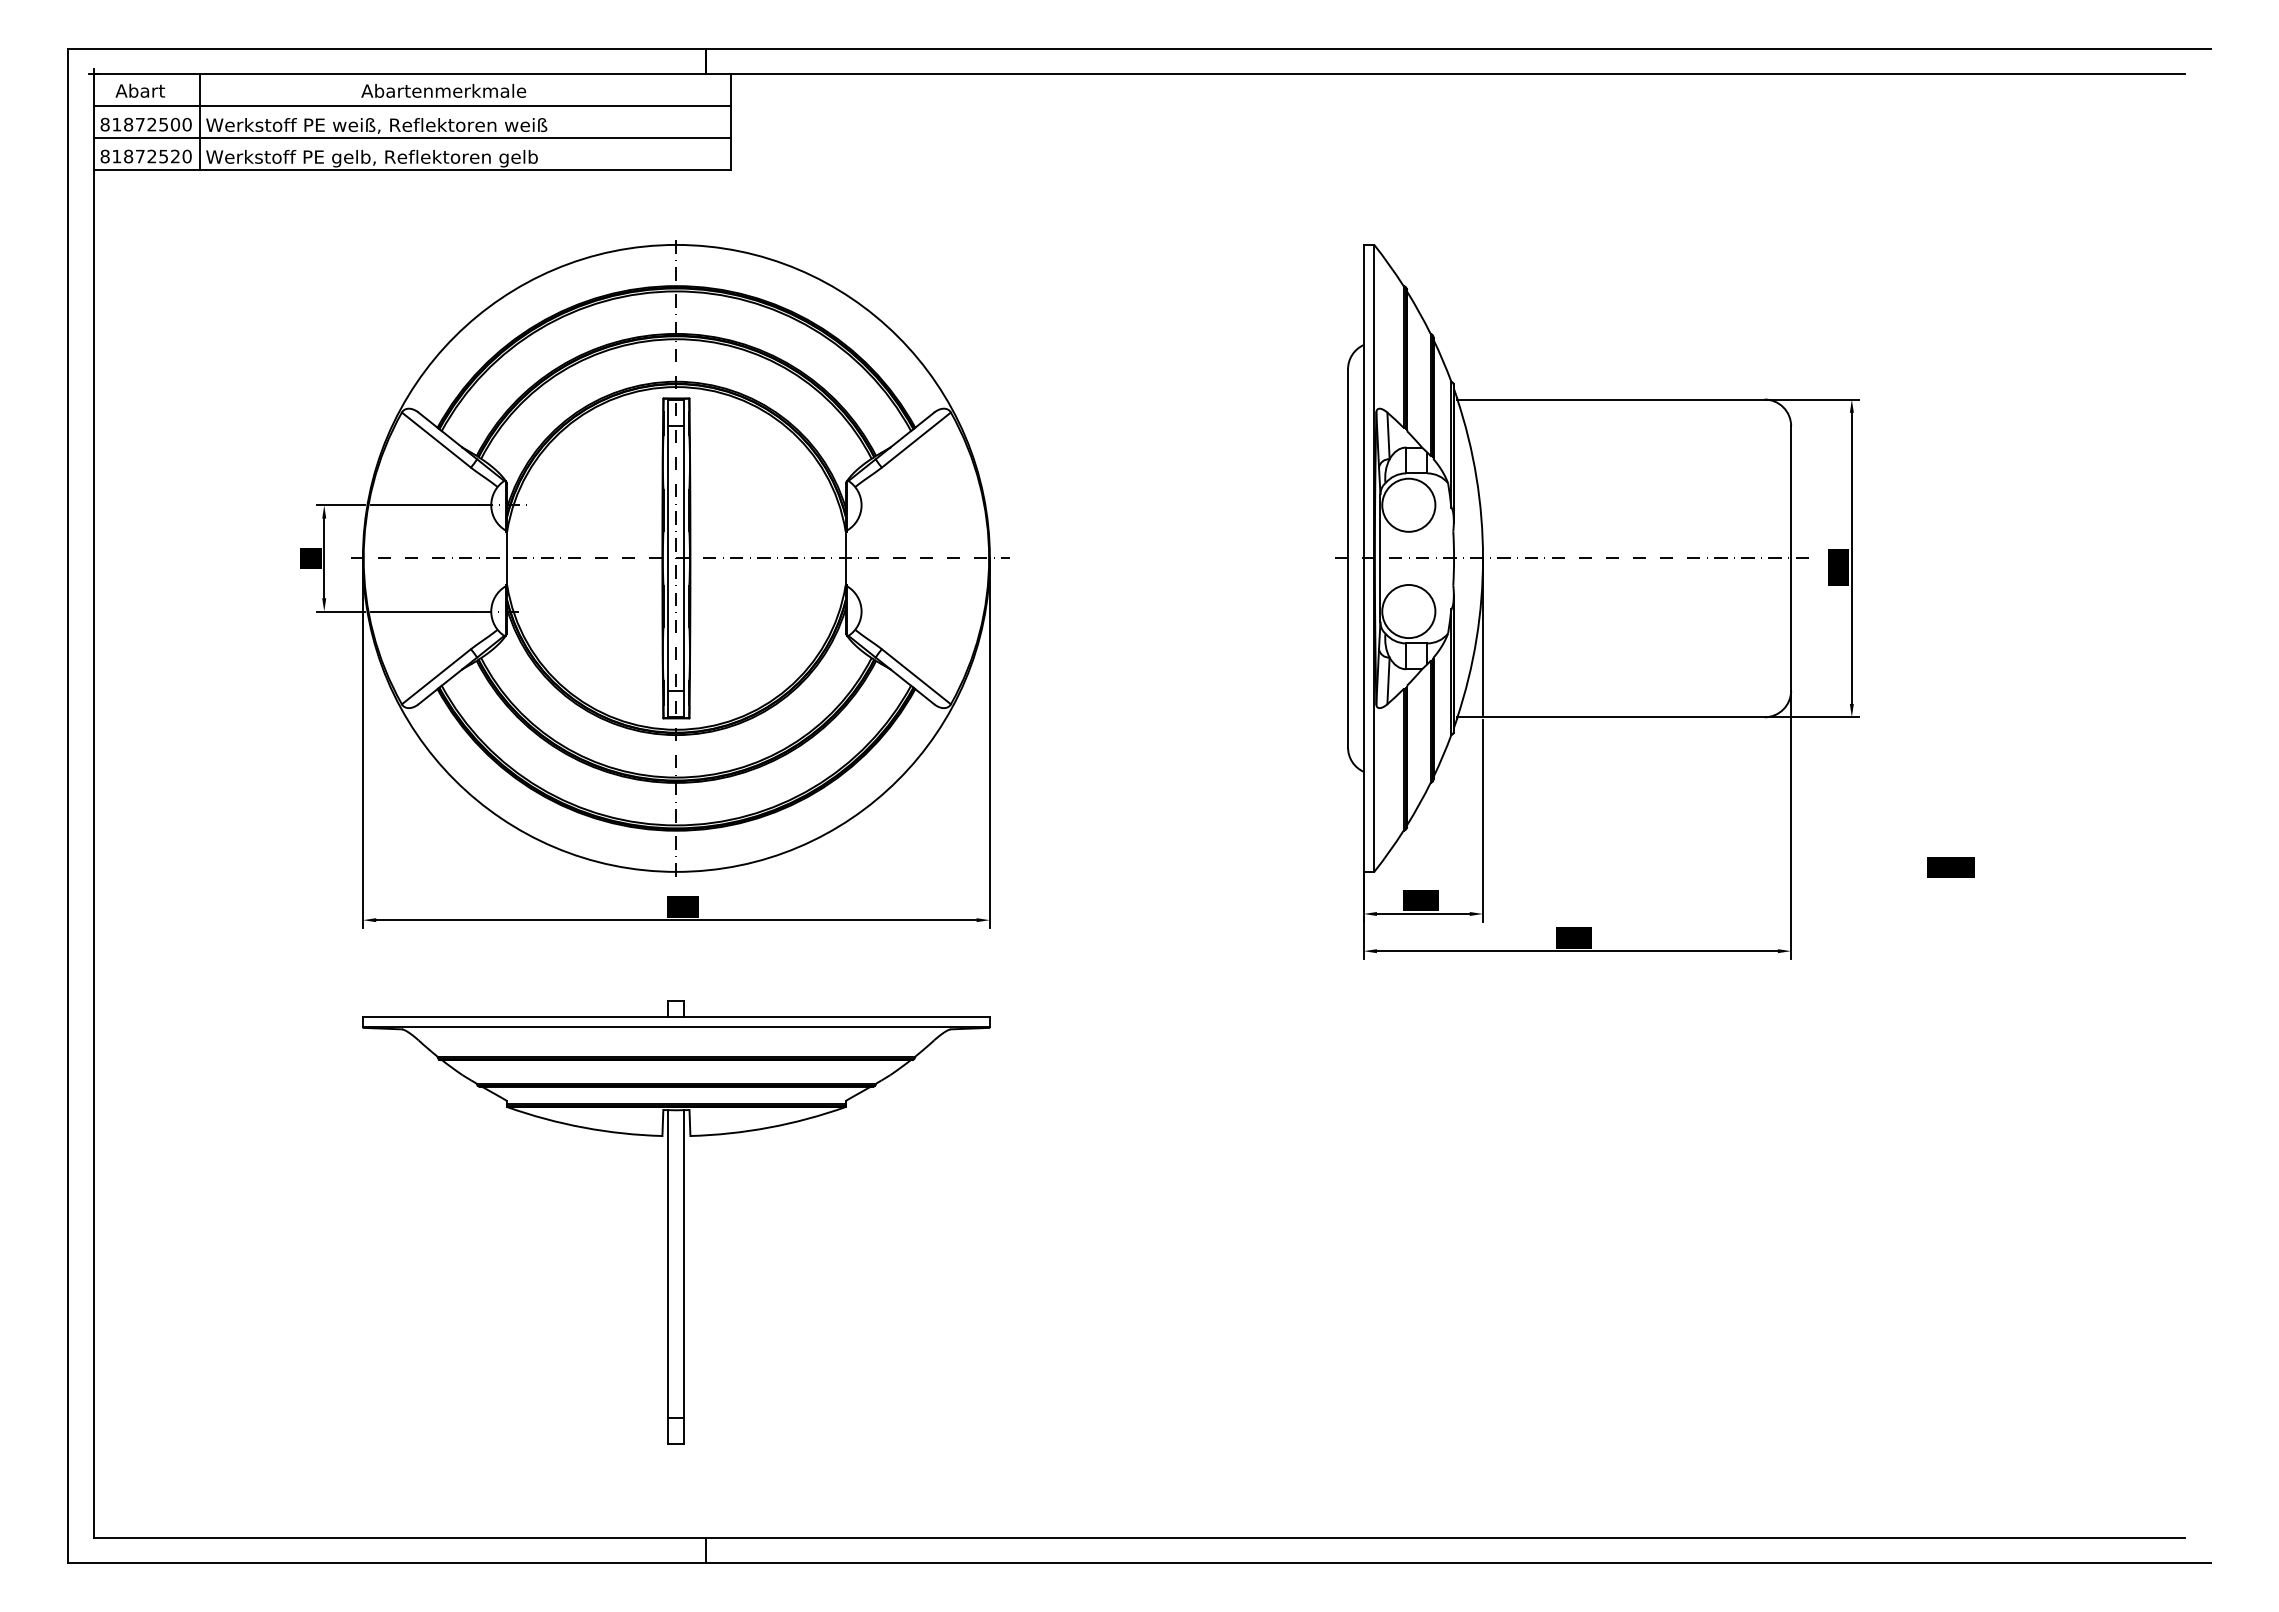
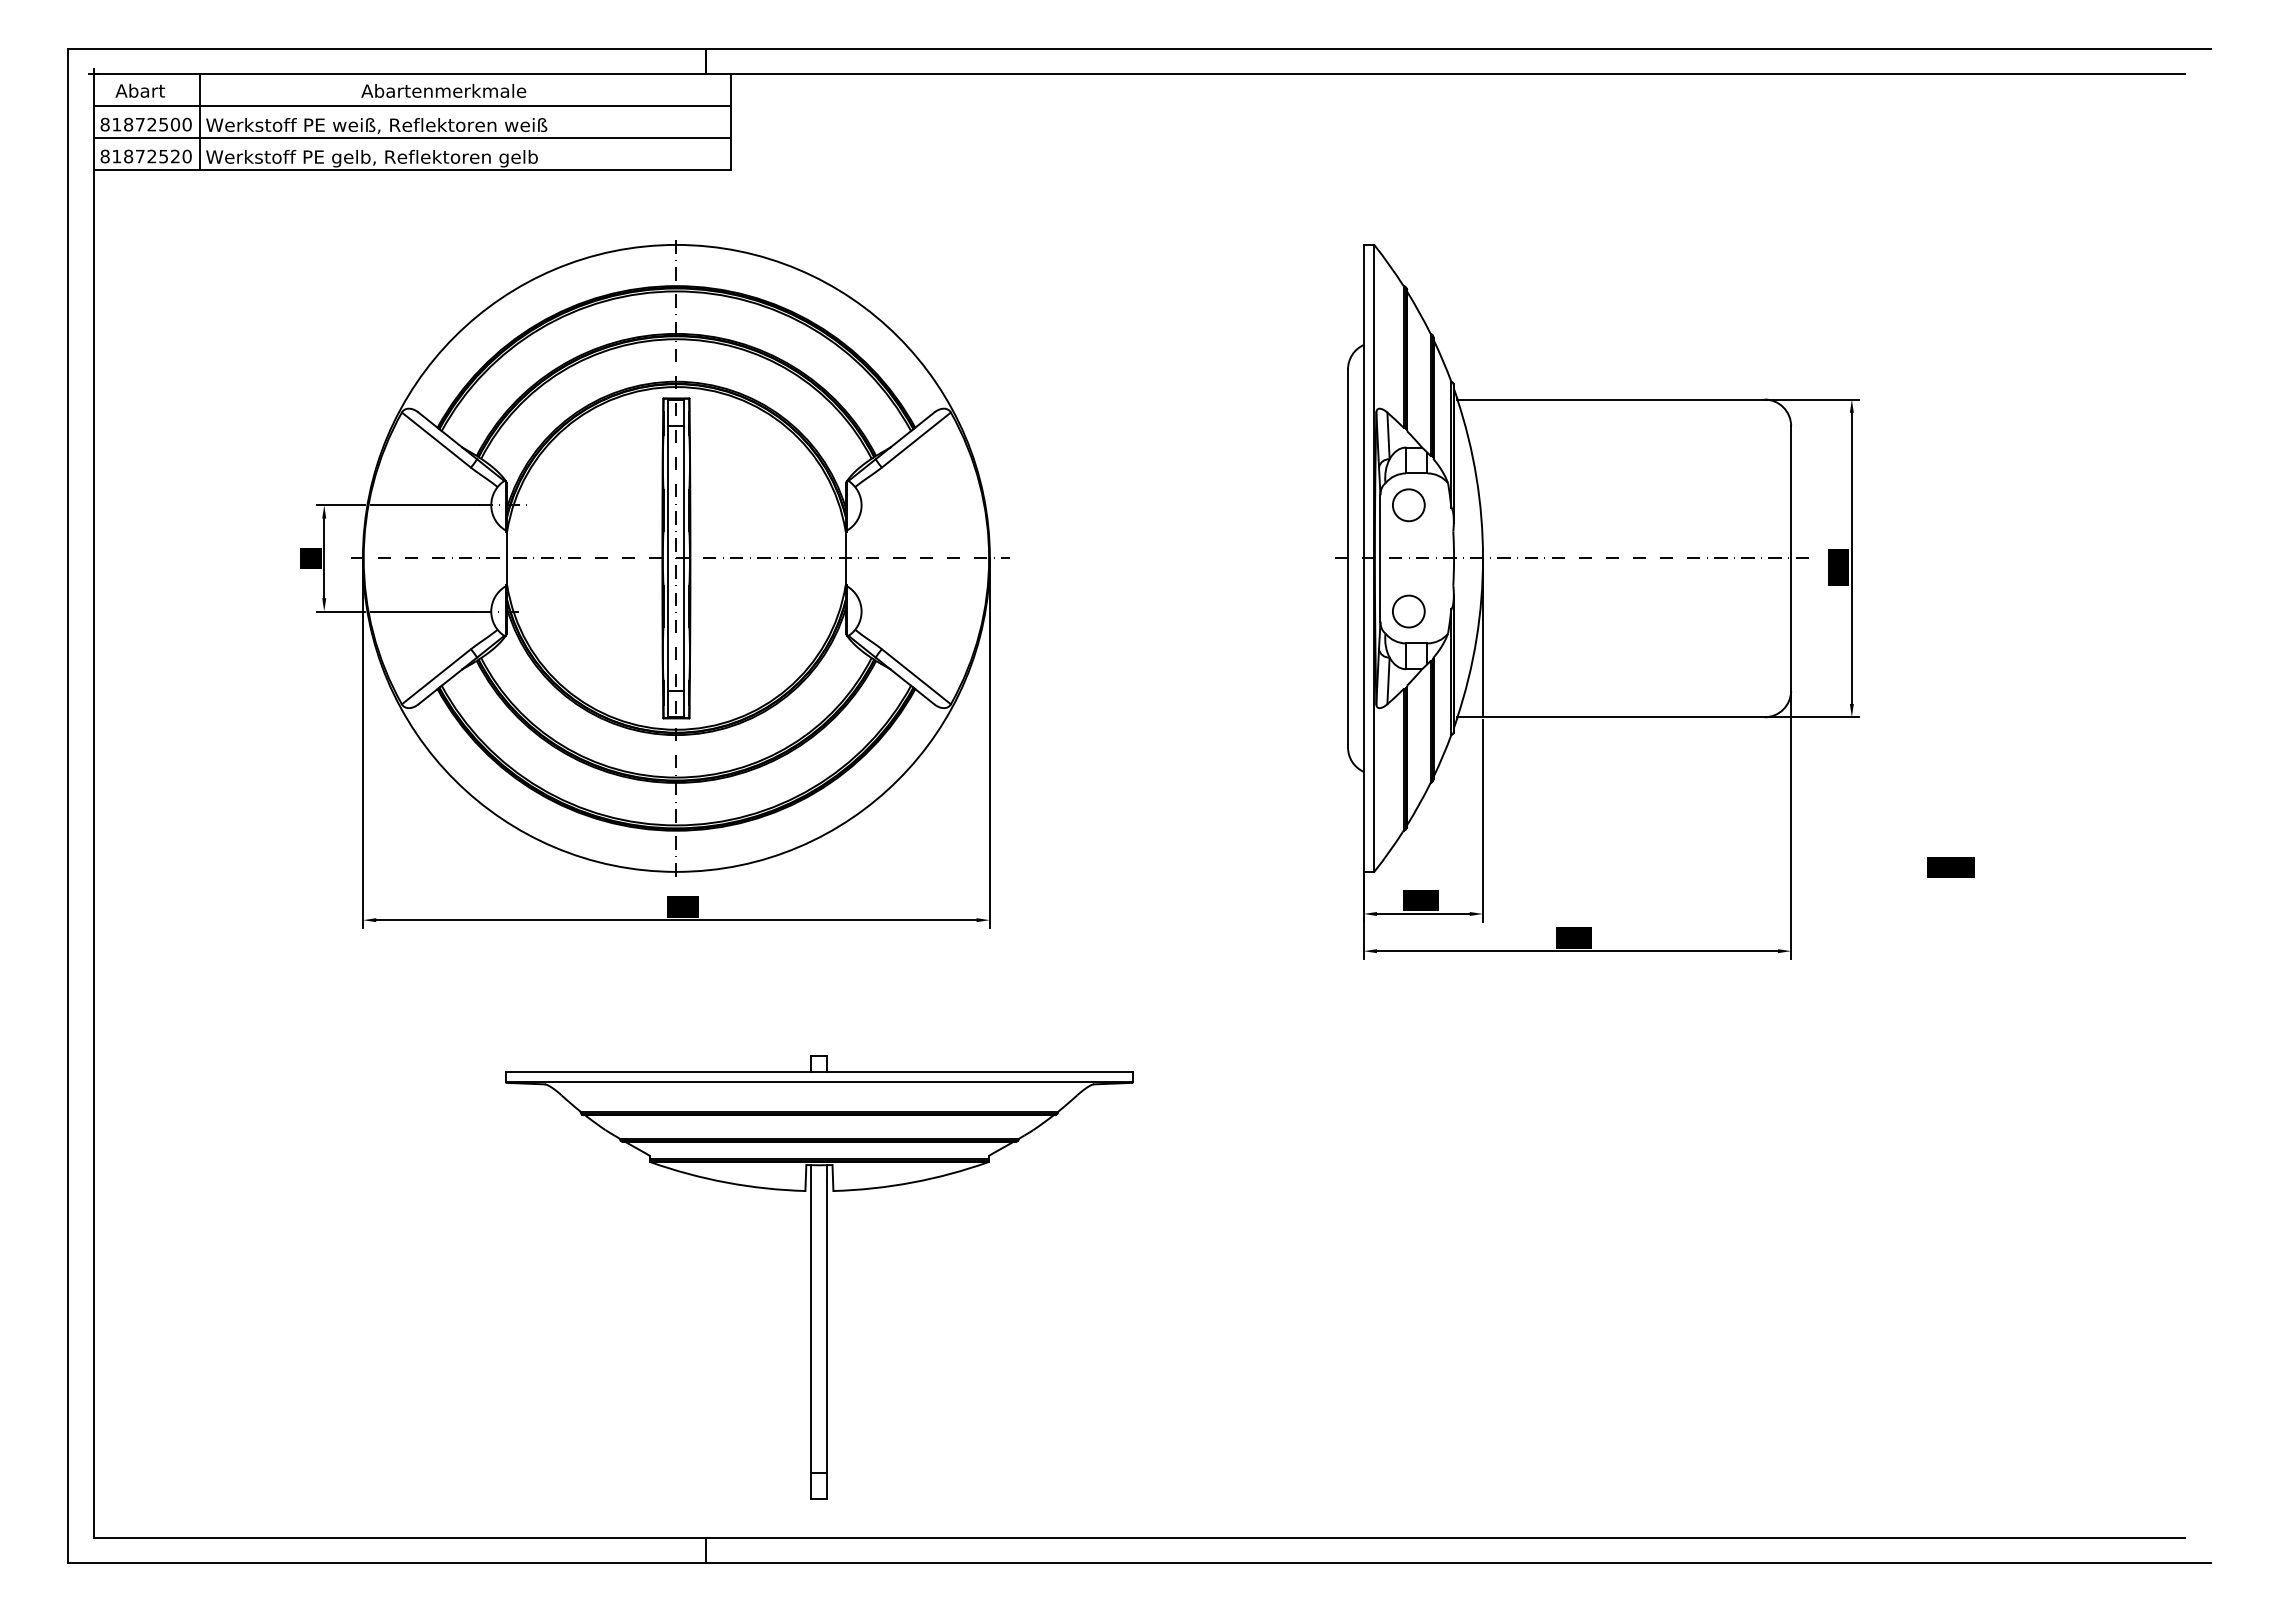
circle diameter: 53 px -> 32 px (1408, 505)
circle diameter: 53 px -> 32 px (1408, 611)
part position: (676, 1222) -> (819, 1277) (819, 1277)
